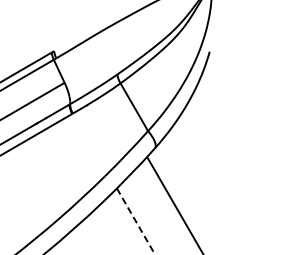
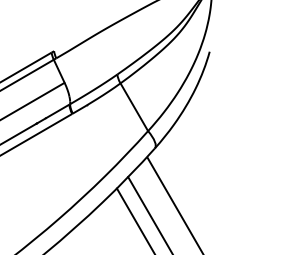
line: none -> present (149, 214)
line: dashed -> solid (135, 221)
